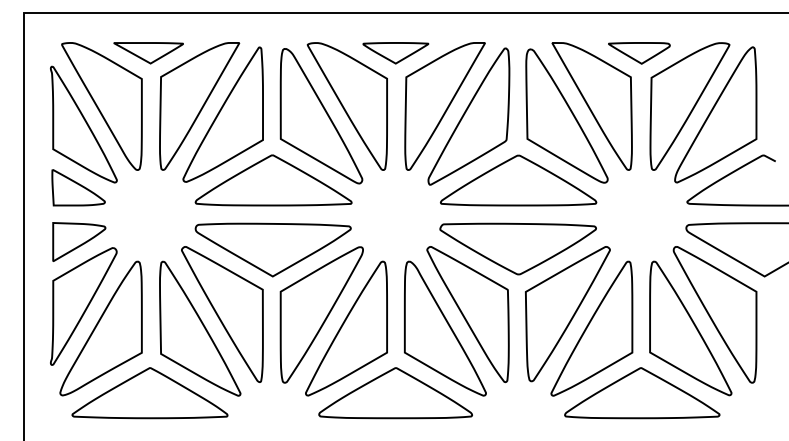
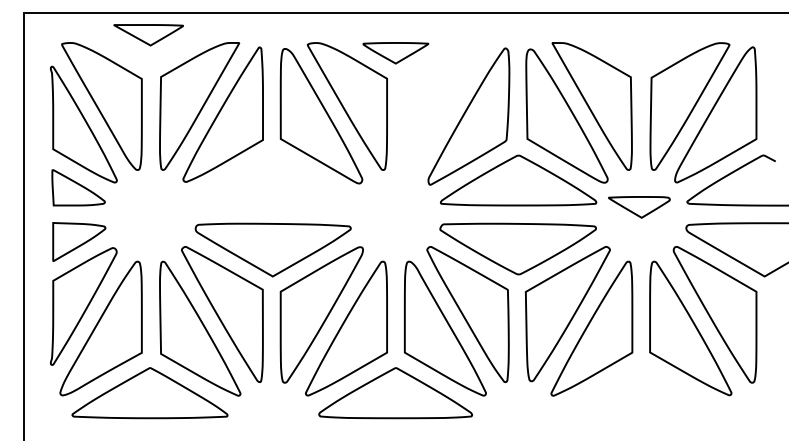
part position: (148, 53) -> (148, 35) (148, 35)
part position: (639, 53) -> (639, 207) (639, 207)
part: present -> none (444, 106)
part: present -> none (273, 180)
part: present -> none (642, 393)
